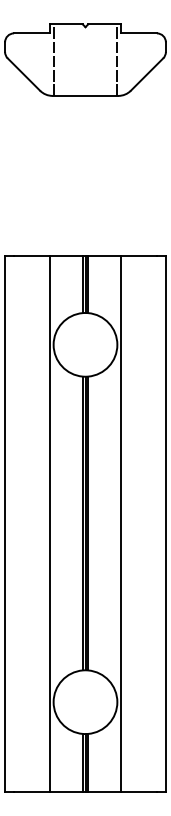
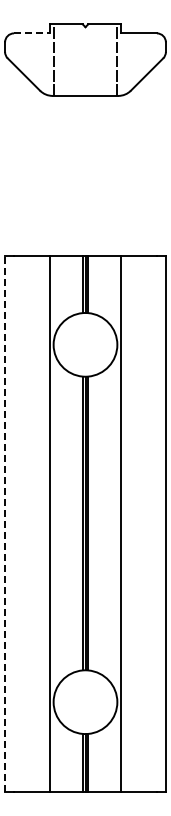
line: solid -> dashed (31, 33)
line: solid -> dashed (5, 523)
